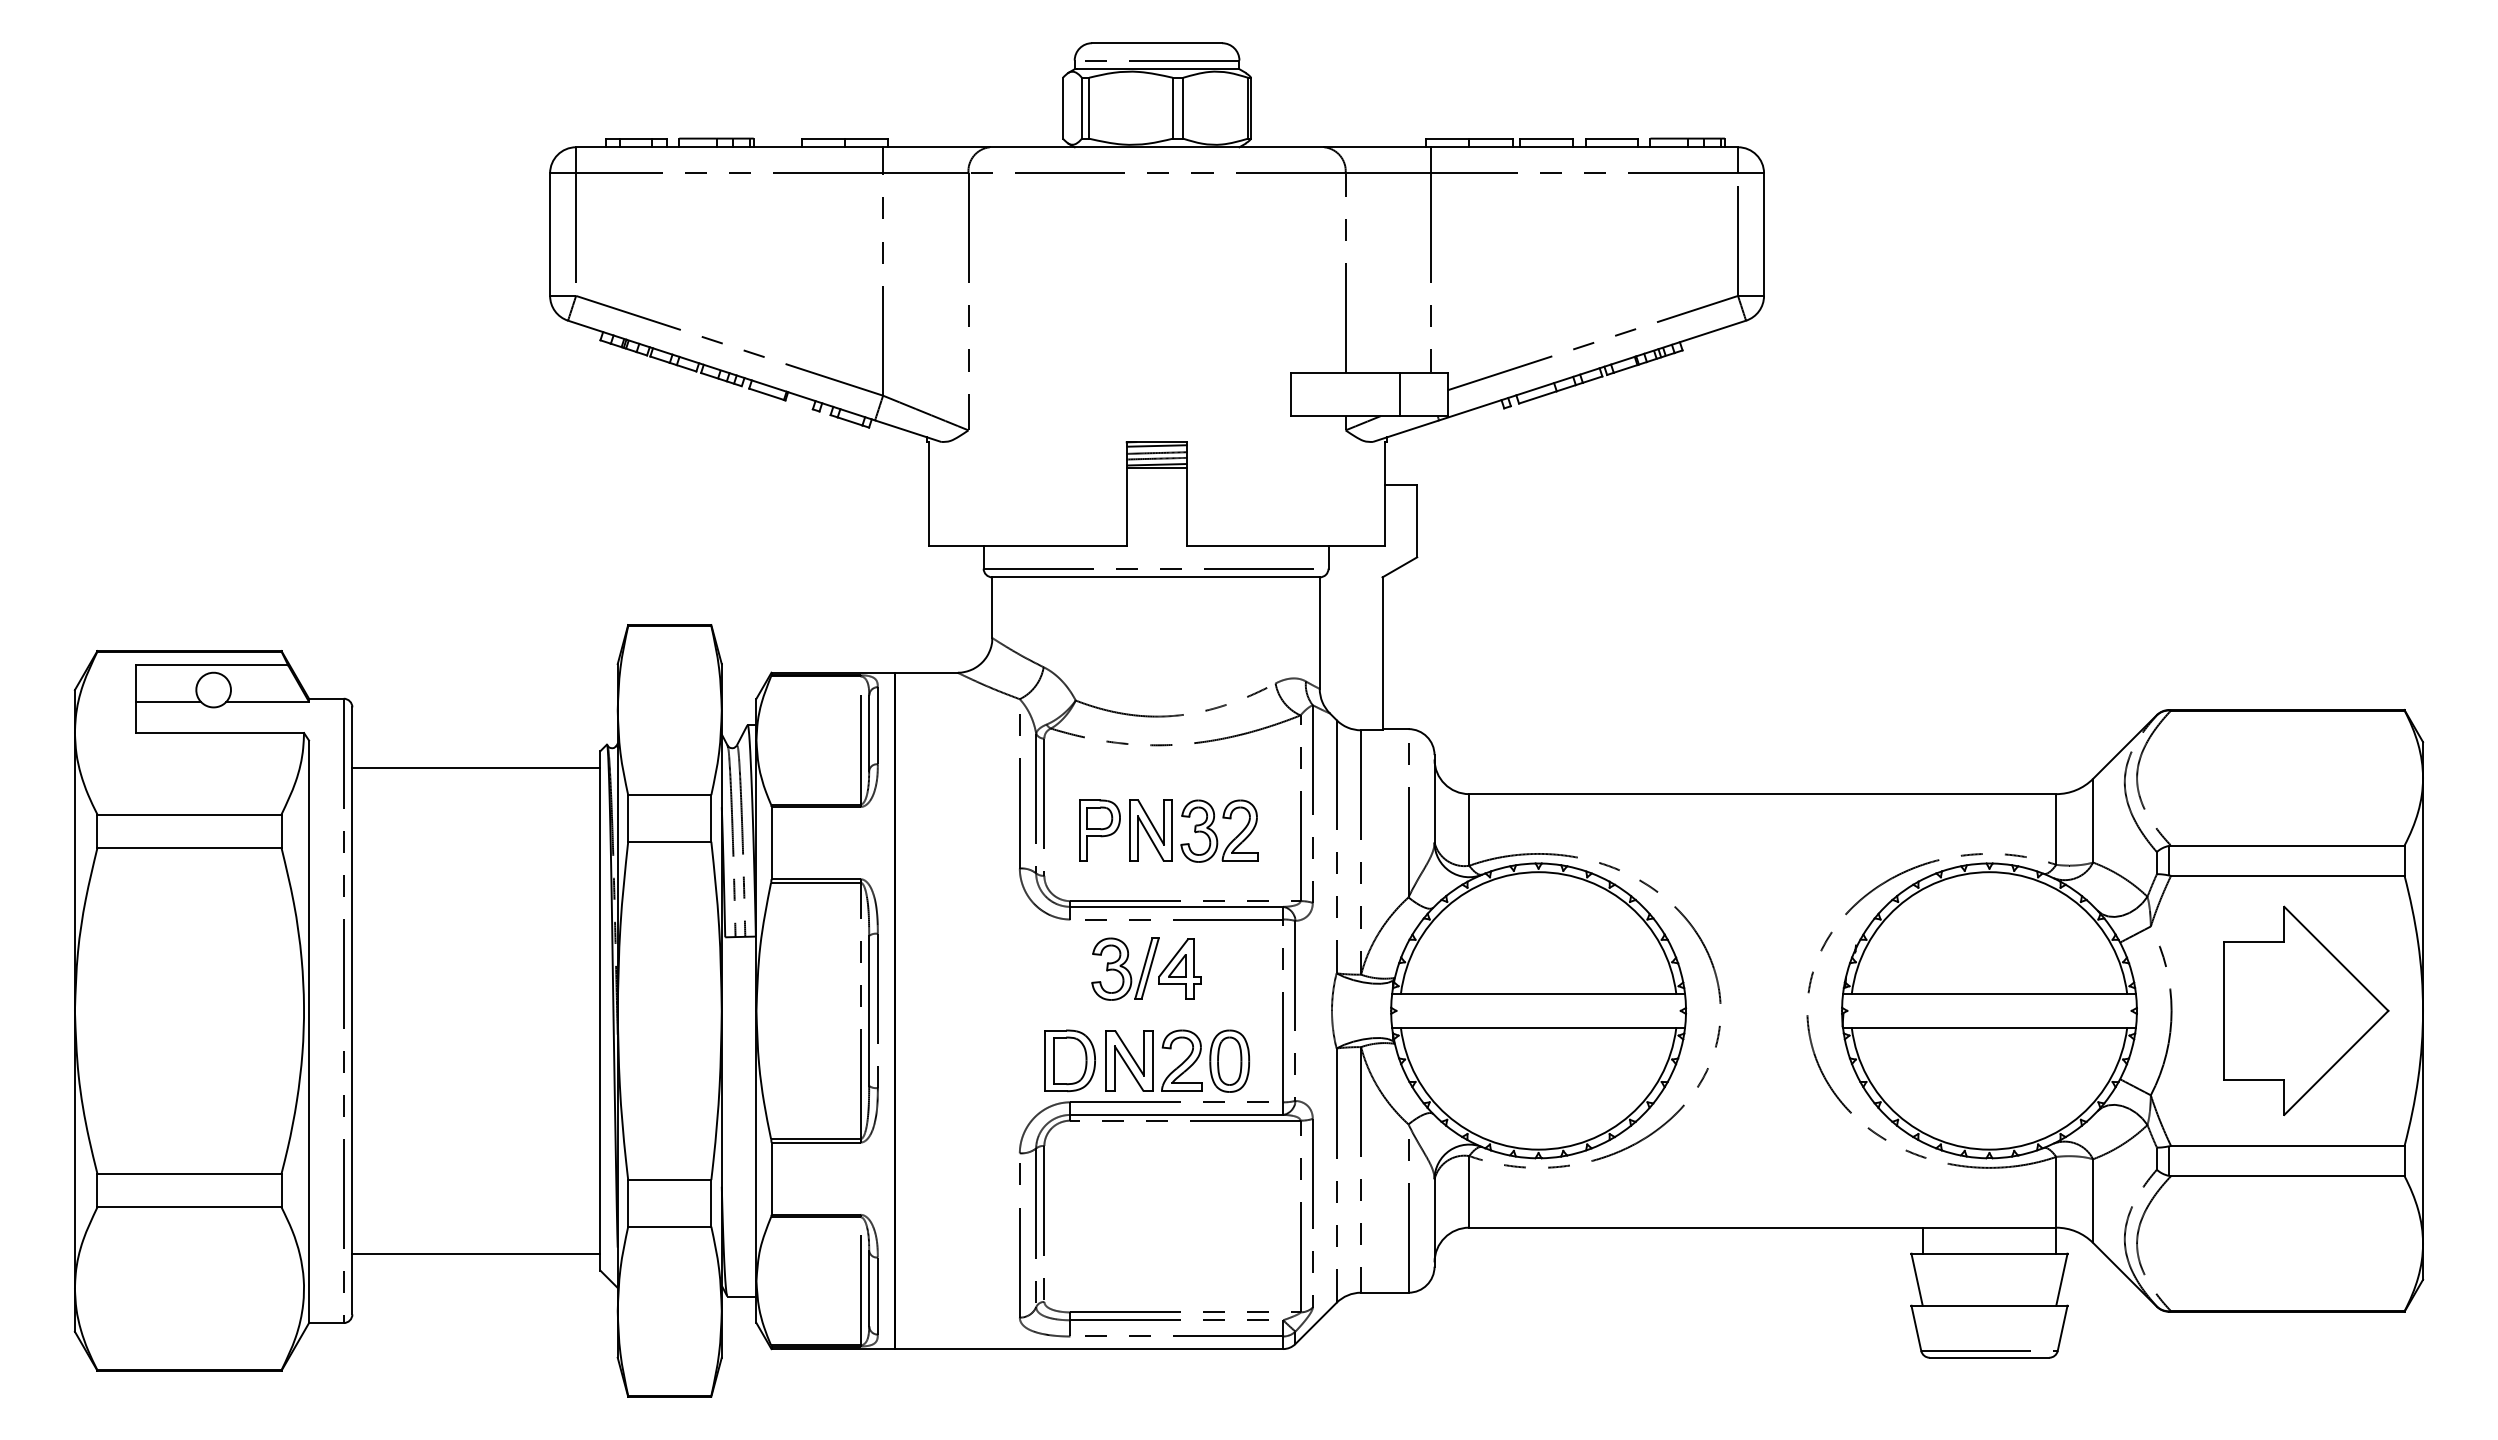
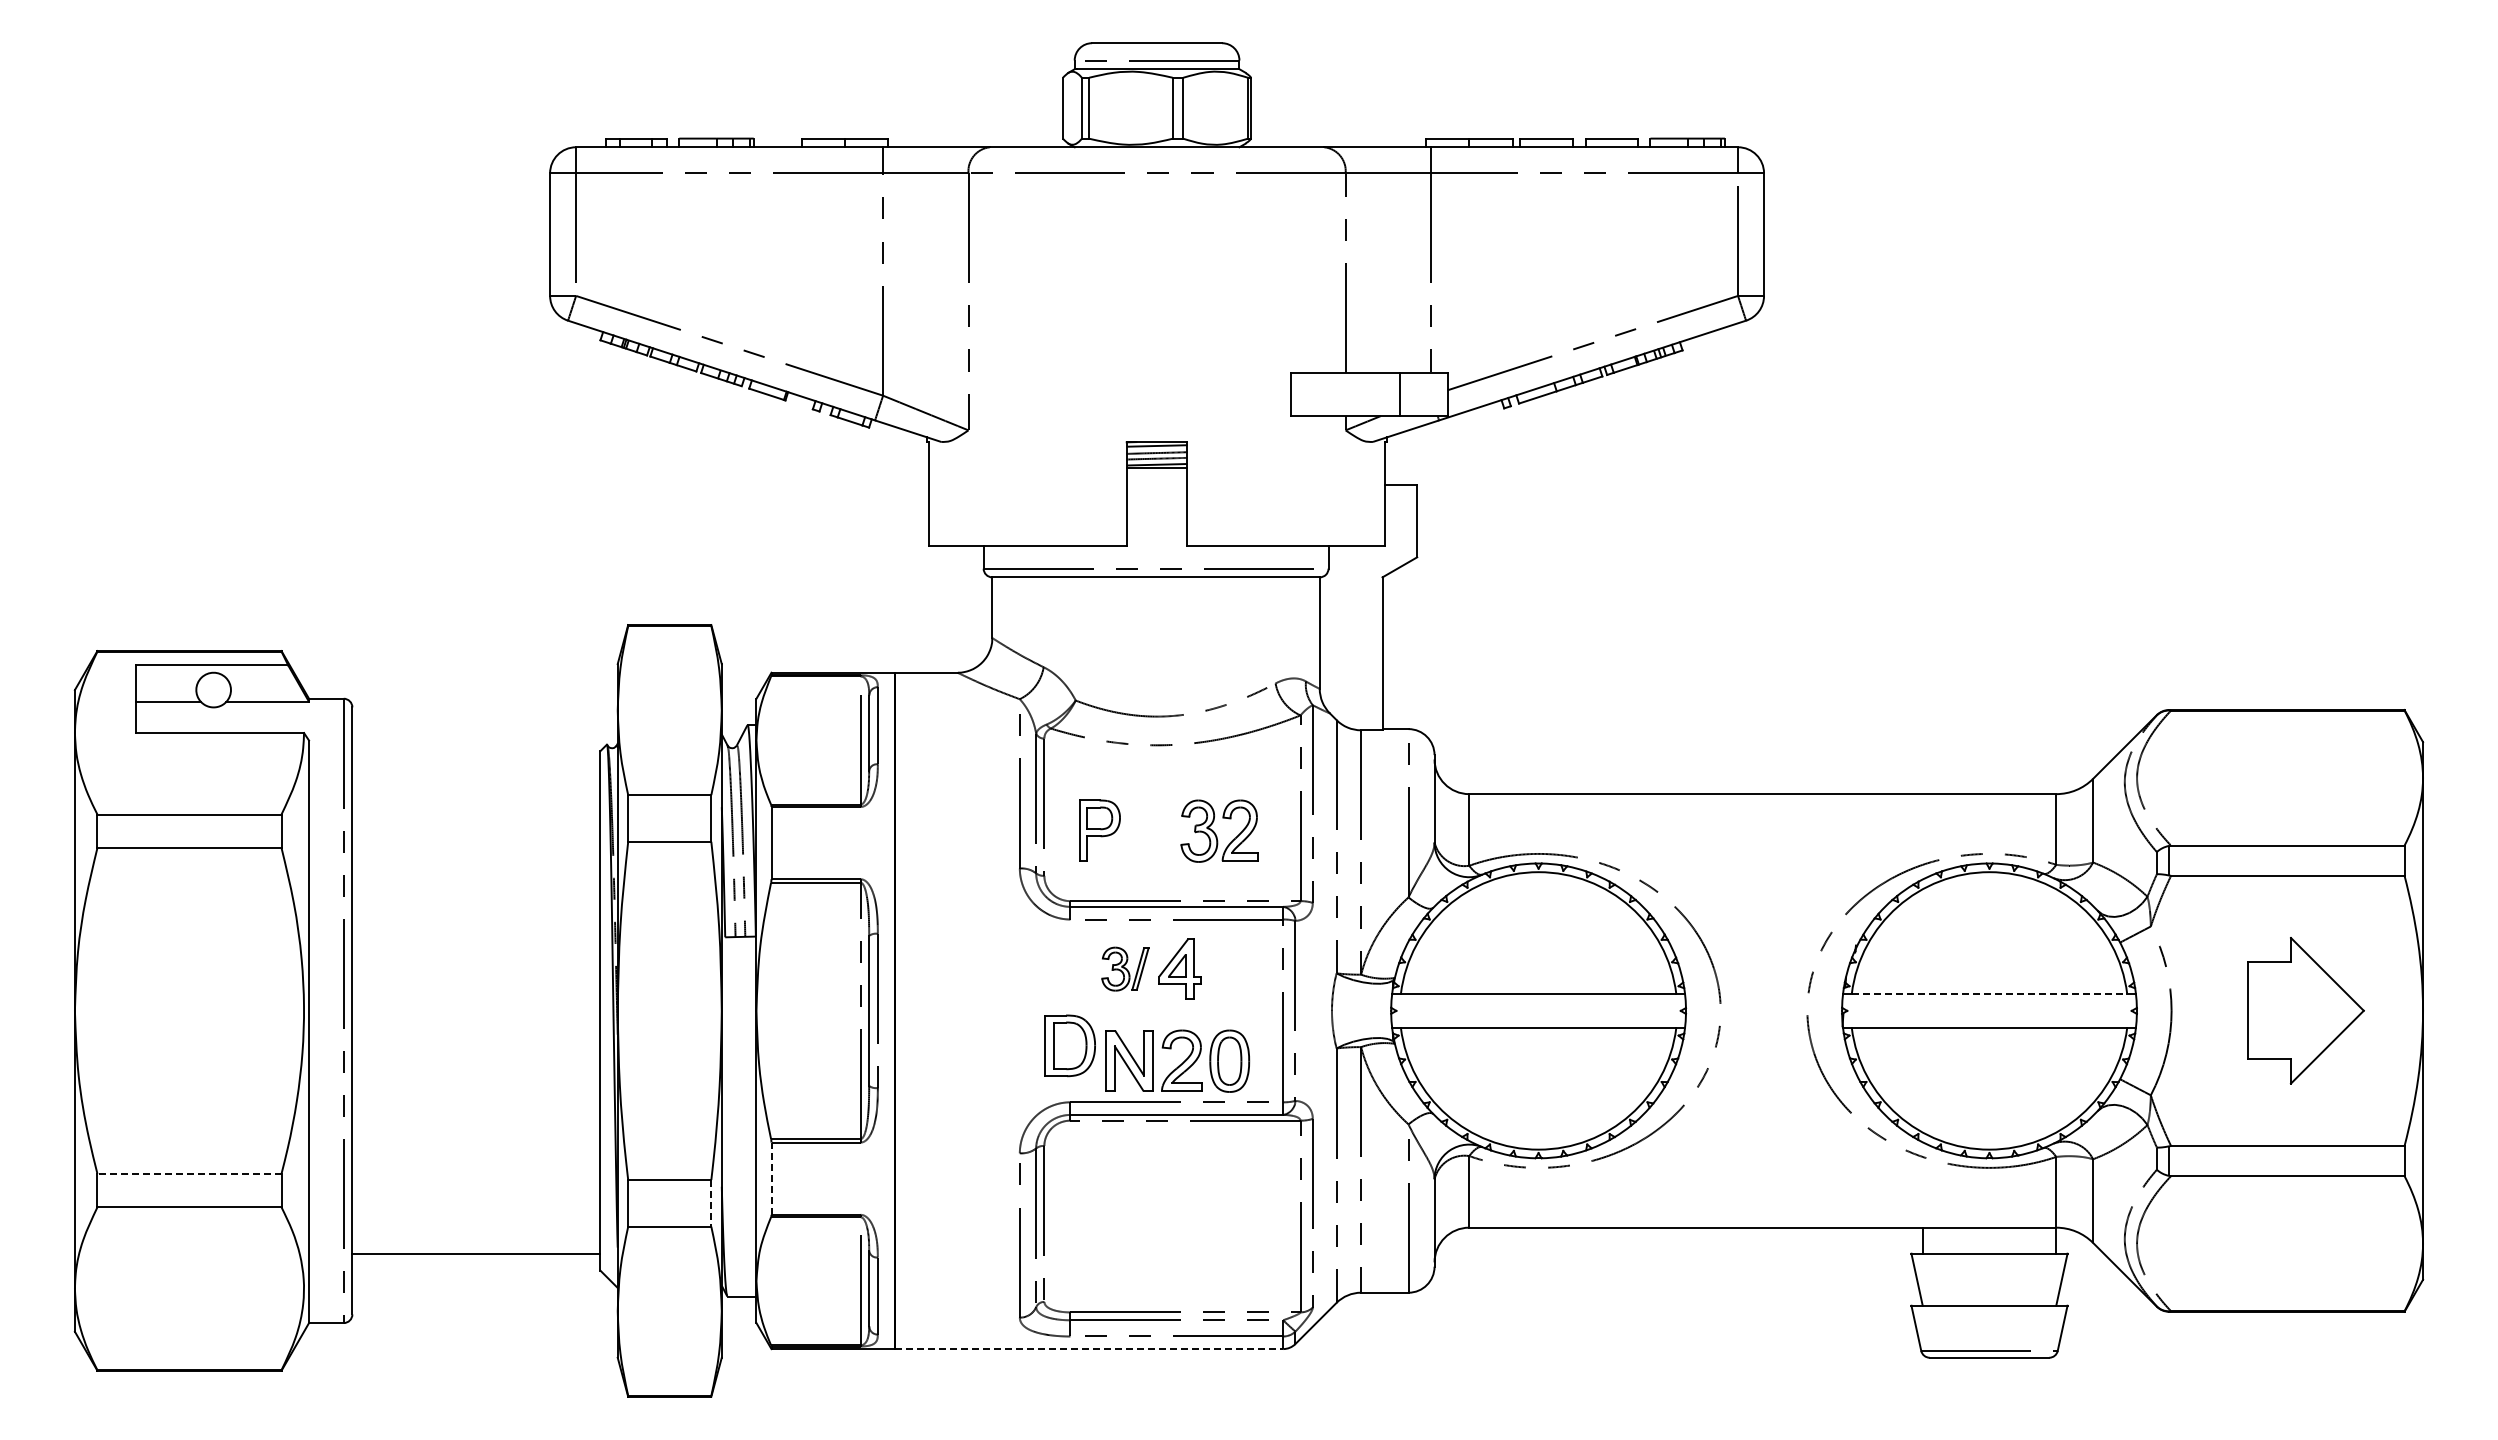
line: present -> none (476, 768)
part: present -> none (1150, 830)
part size: 69x64 px -> 49x46 px (1125, 968)
line: solid -> dashed (1989, 993)
part size: 167x211 px -> 118x148 px (2305, 1010)
part position: (1069, 1060) -> (1069, 1045) (1069, 1045)
line: solid -> dashed (188, 1173)
line: solid -> dashed (771, 1178)
line: solid -> dashed (711, 1203)
line: solid -> dashed (1089, 1349)
